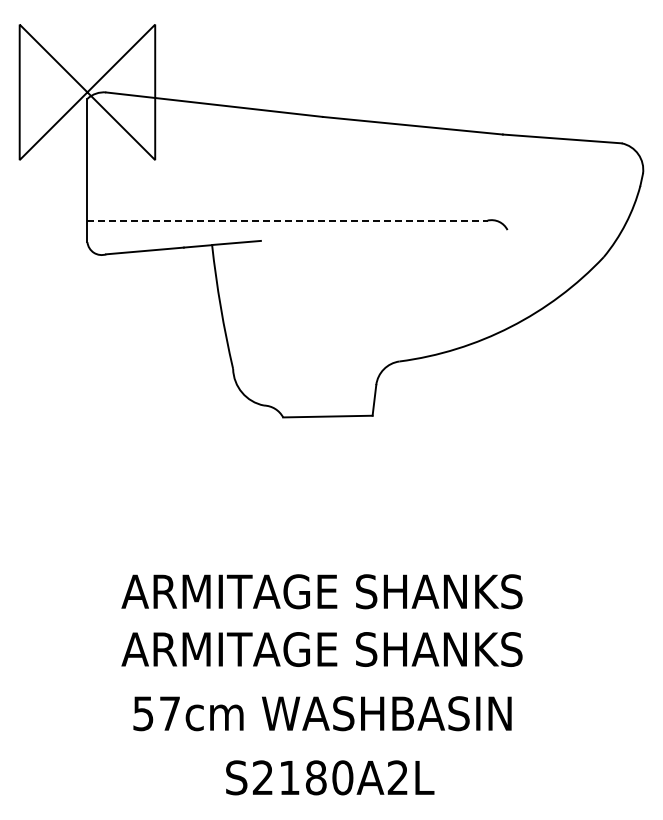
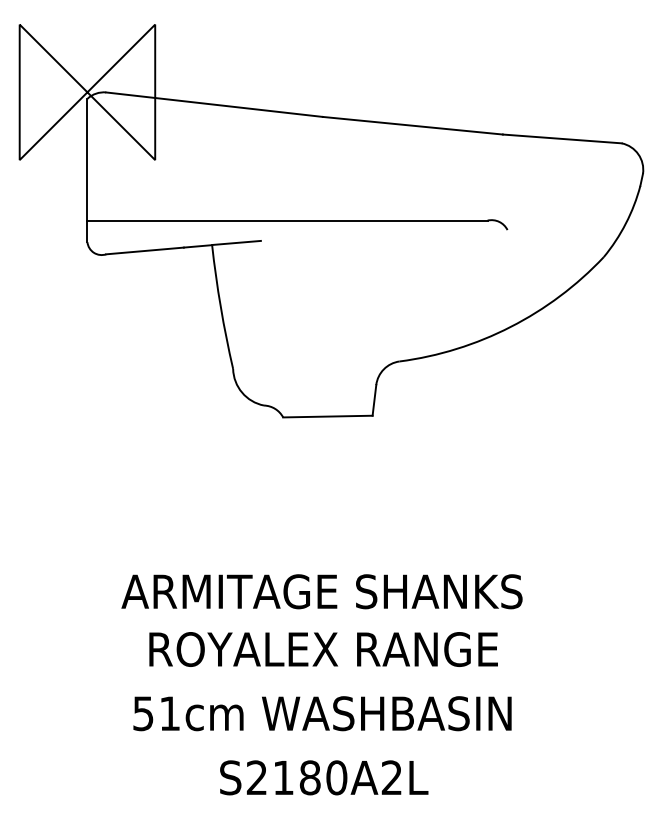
line: dashed -> solid (288, 220)
text: ARMITAGE SHANKS -> ROYALEX RANGE (321, 649)
text: 57cm -> 51cm (169, 713)
text position: (330, 777) -> (324, 777) (324, 777)
